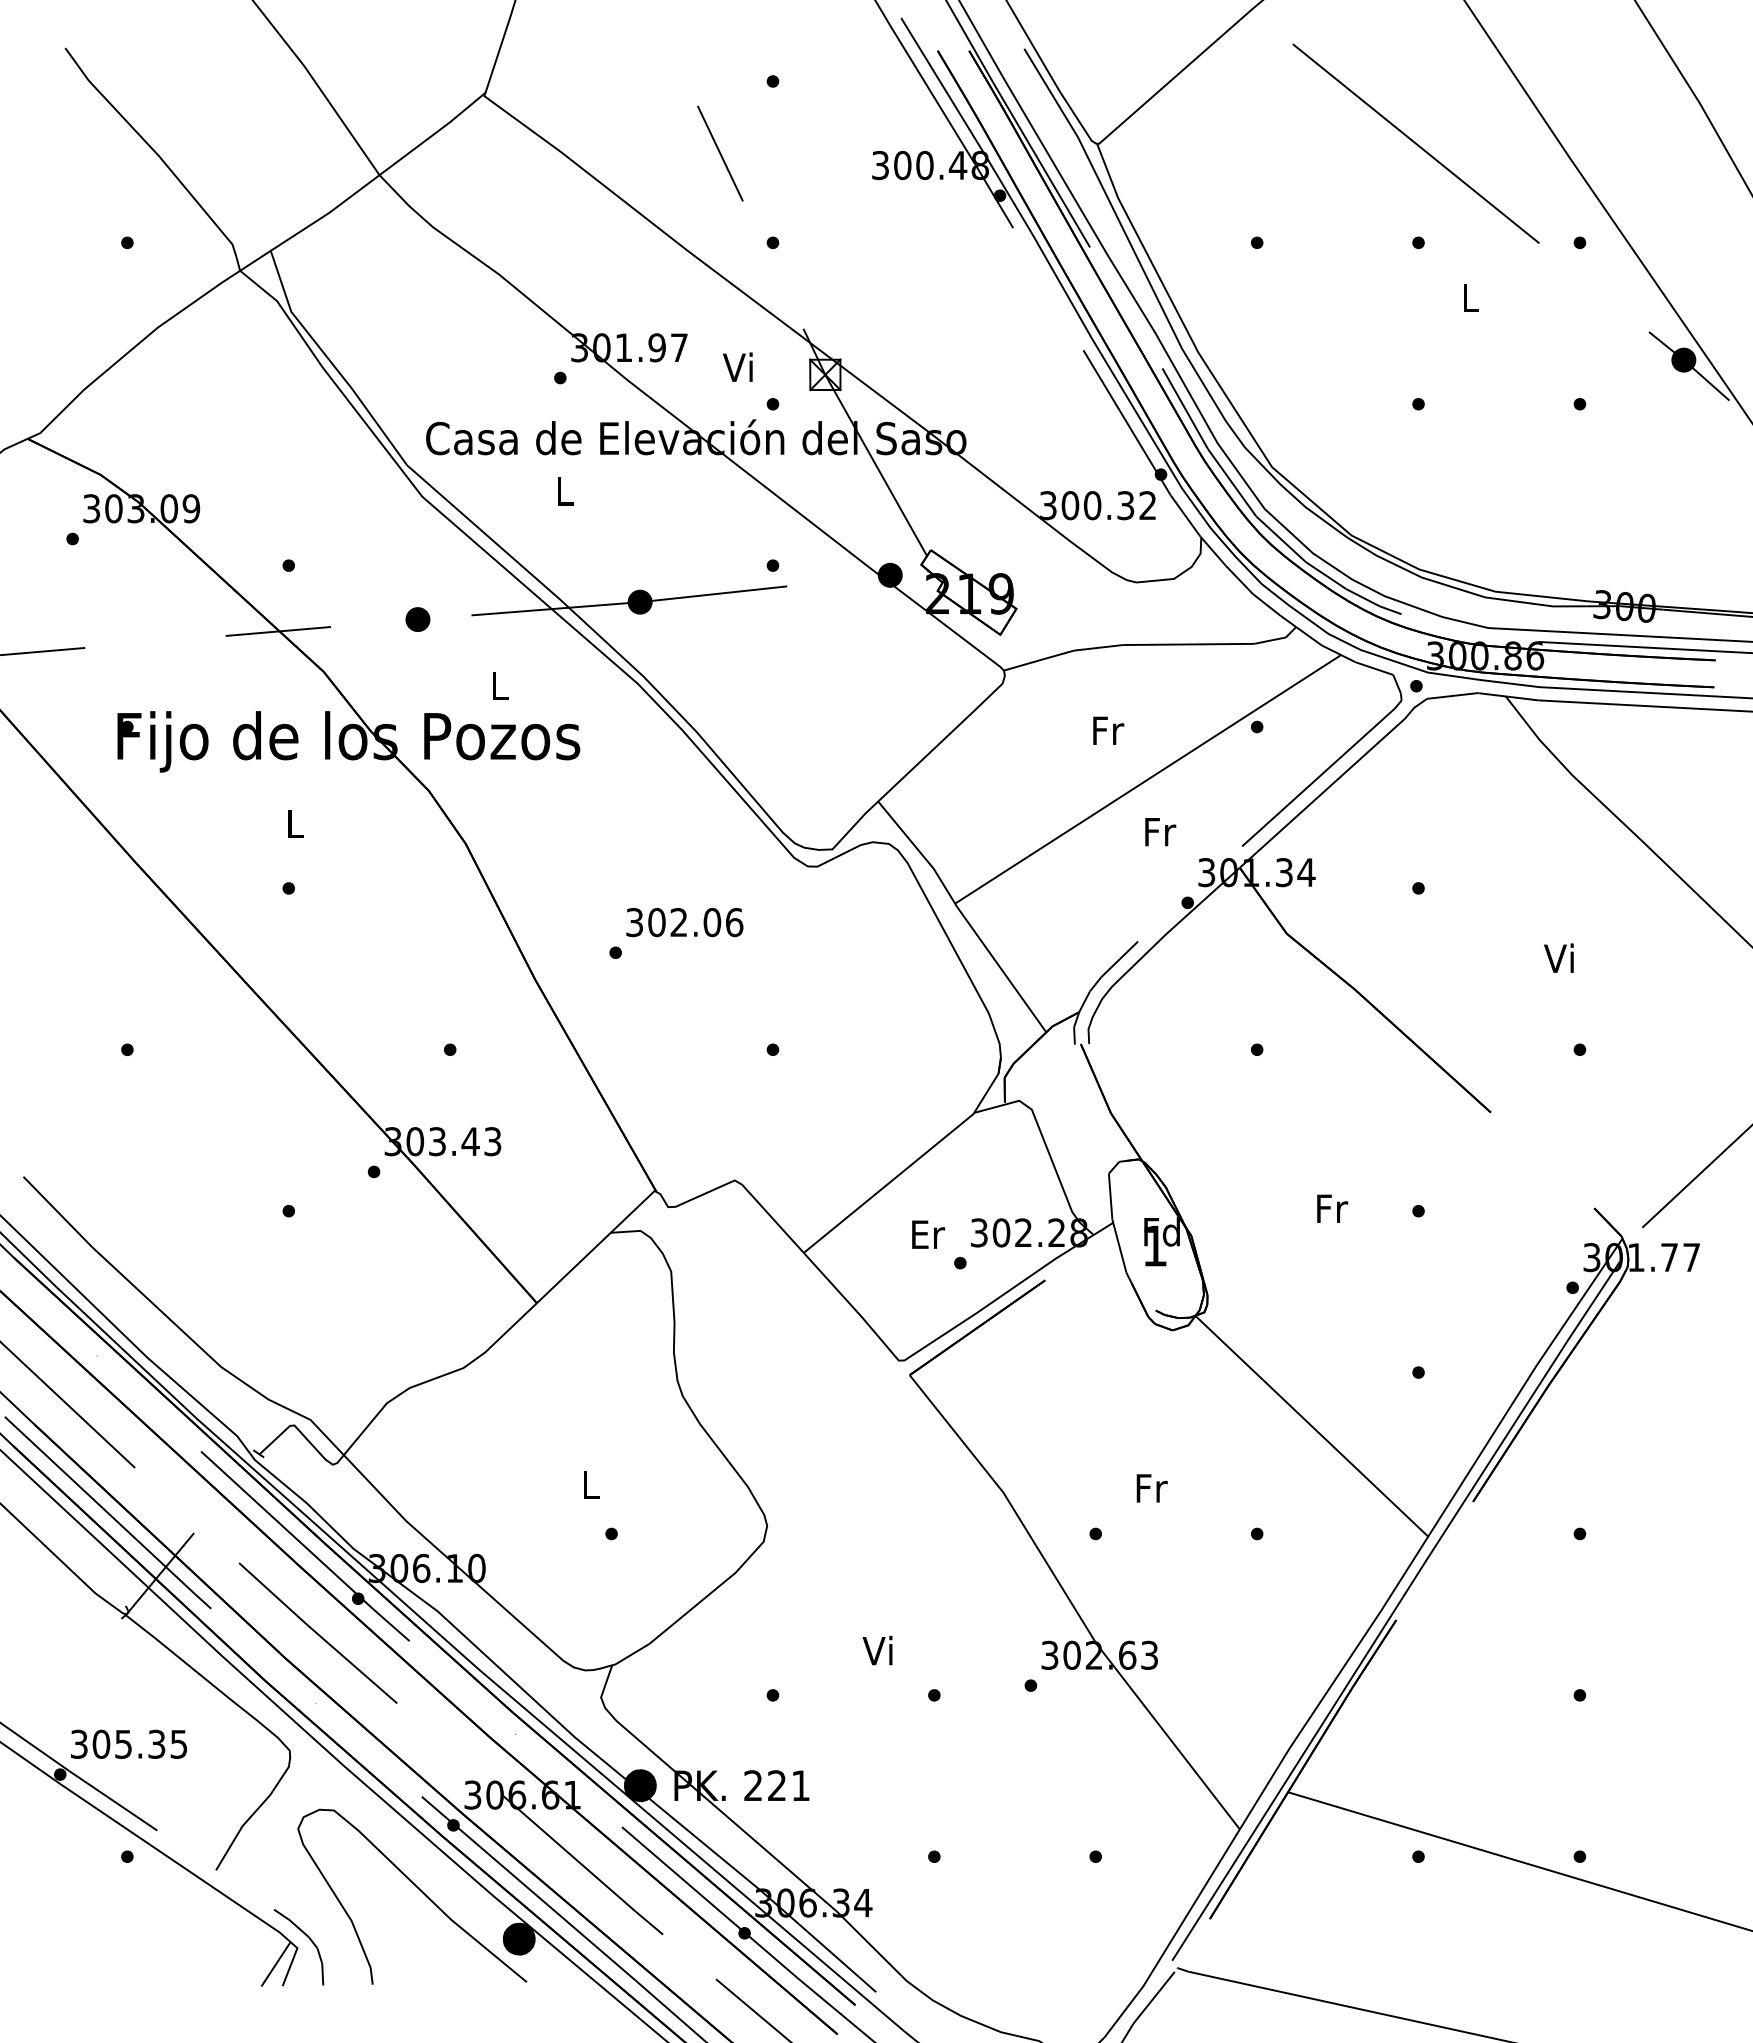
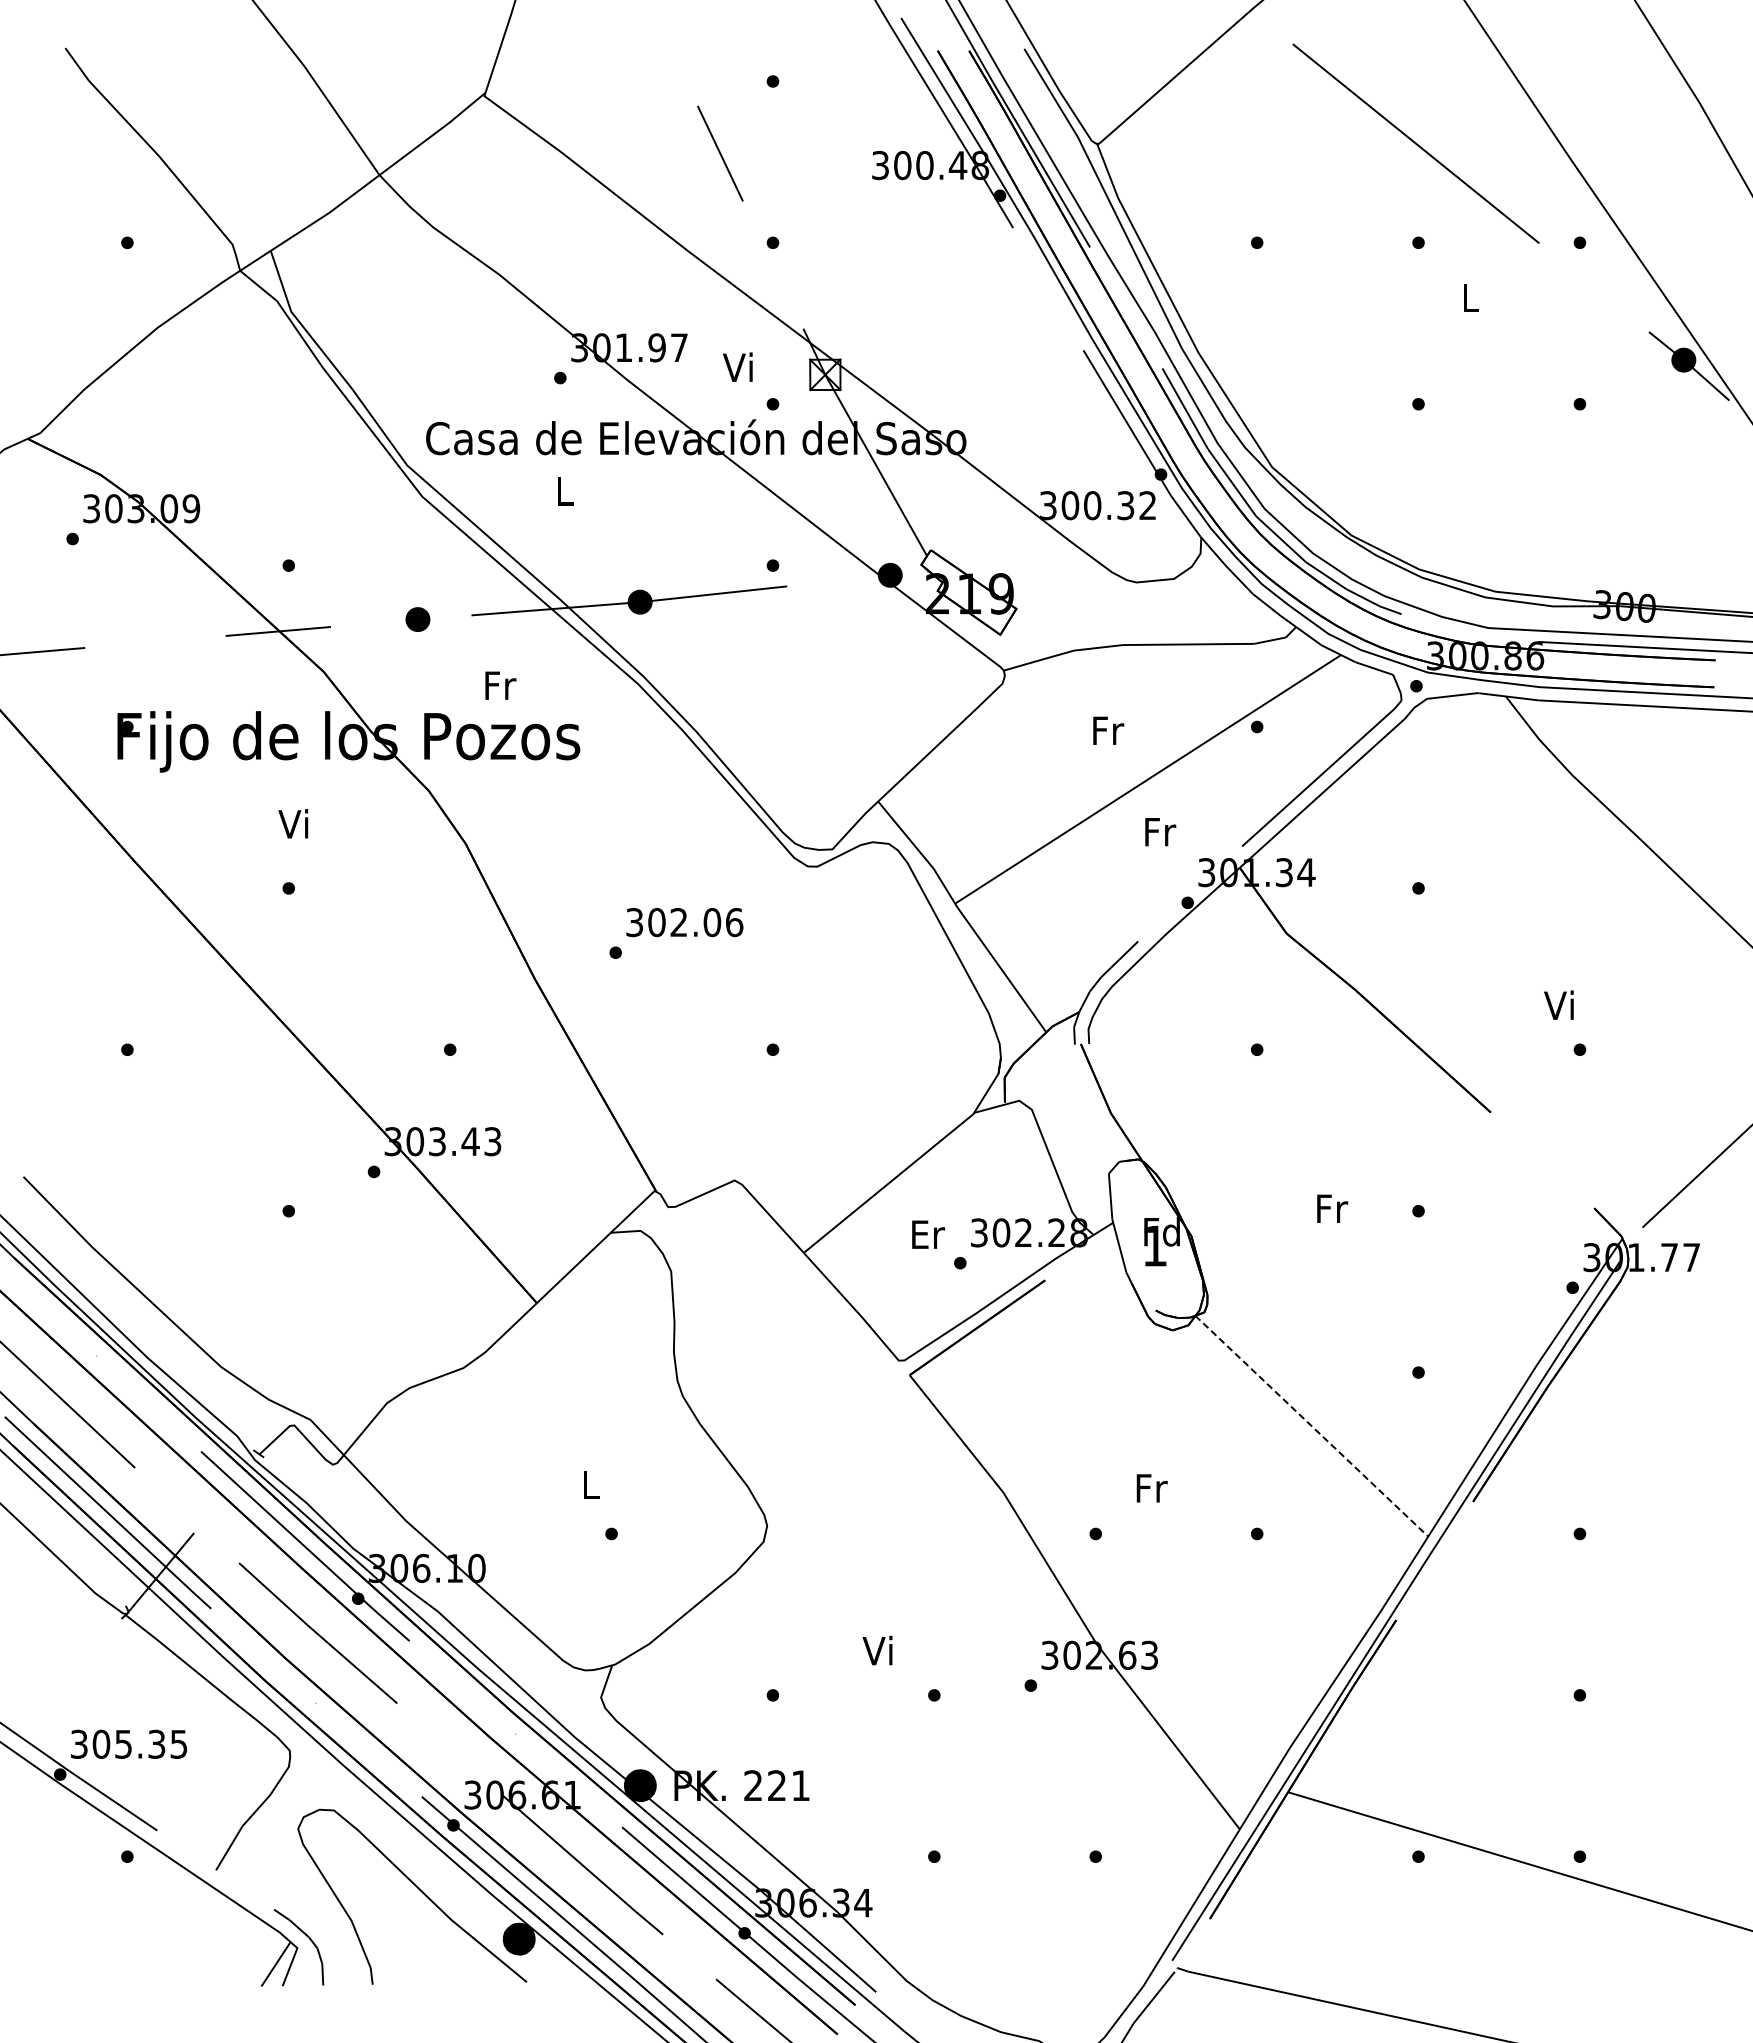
text: L -> Fr (500, 685)
text: L -> Vi (293, 823)
text position: (1558, 957) -> (1558, 1004) (1558, 1004)
line: solid -> dashed (1312, 1426)
